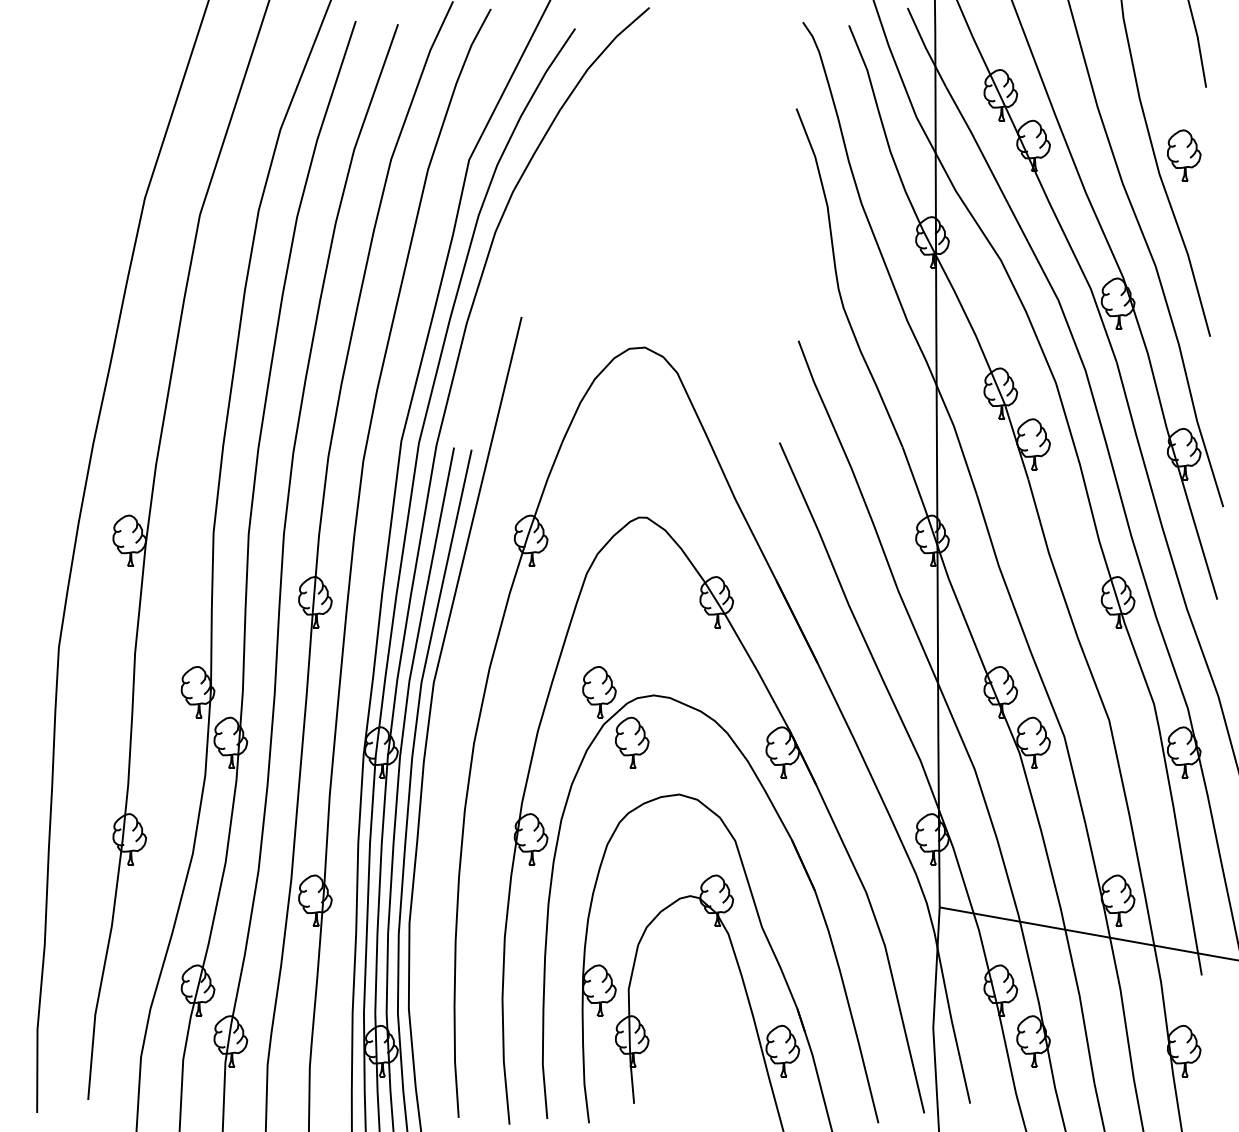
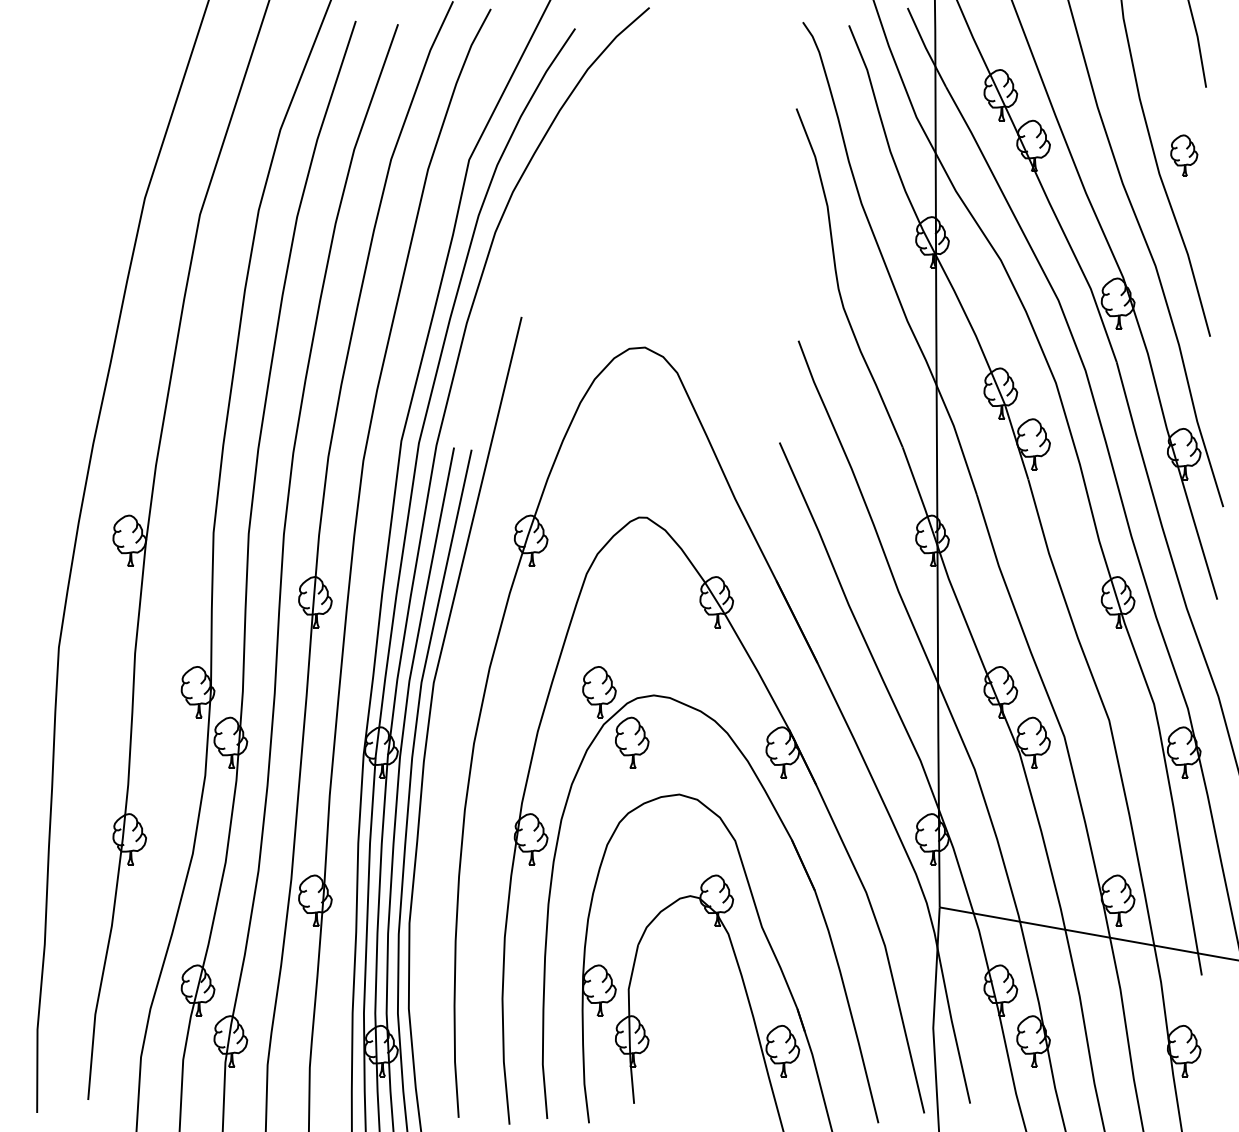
part size: 35x53 px -> 29x43 px (1184, 155)
